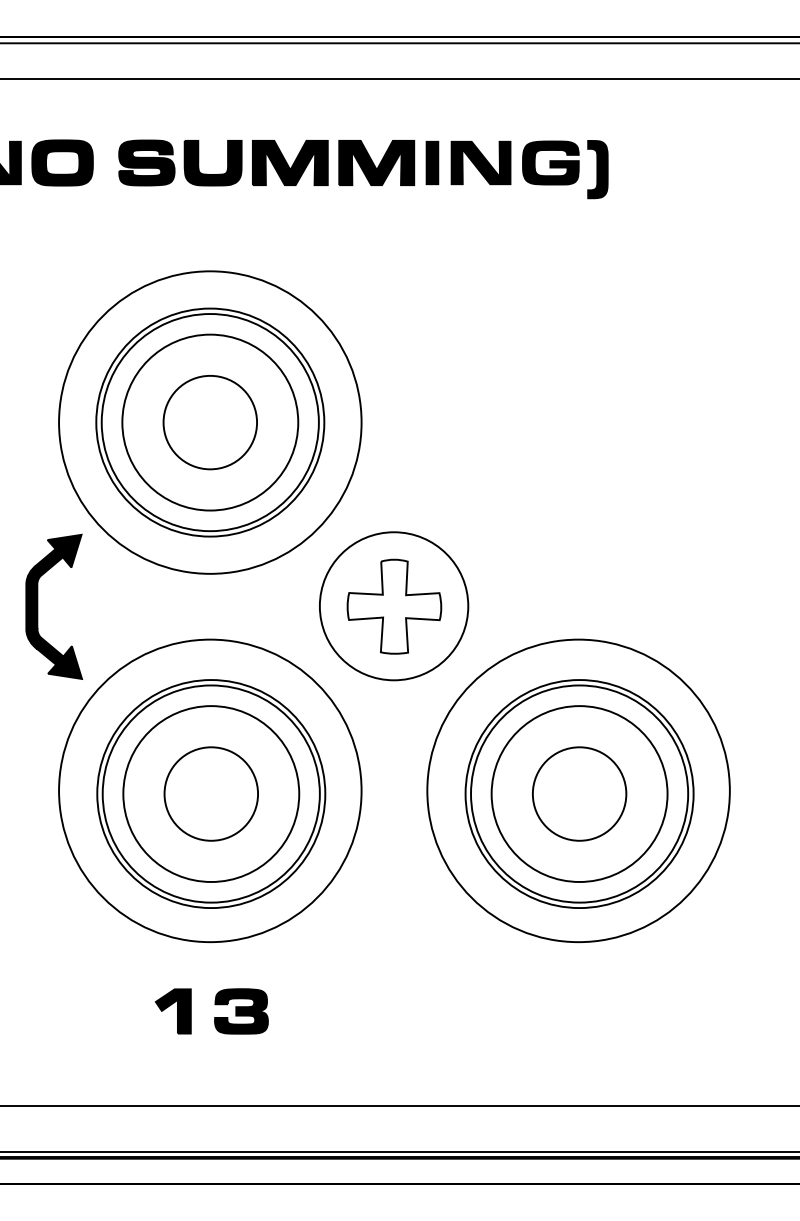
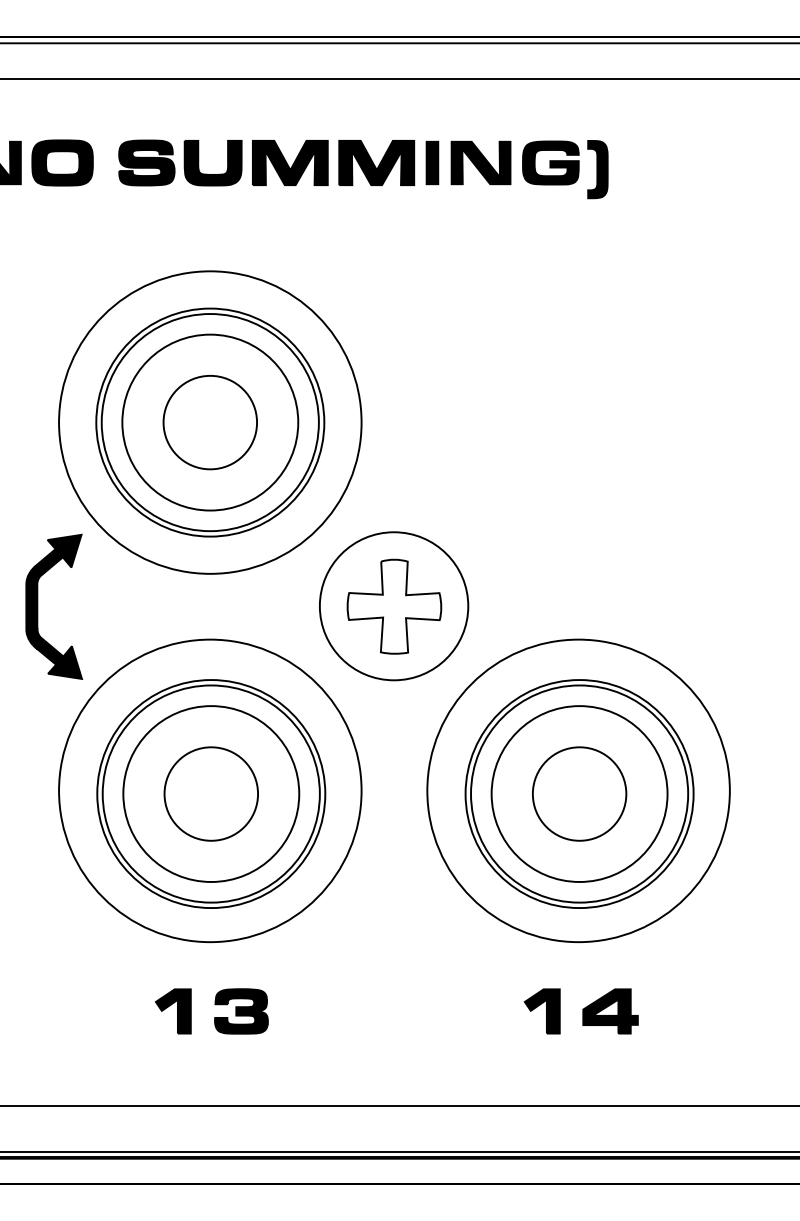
part: none -> present (580, 1011)
